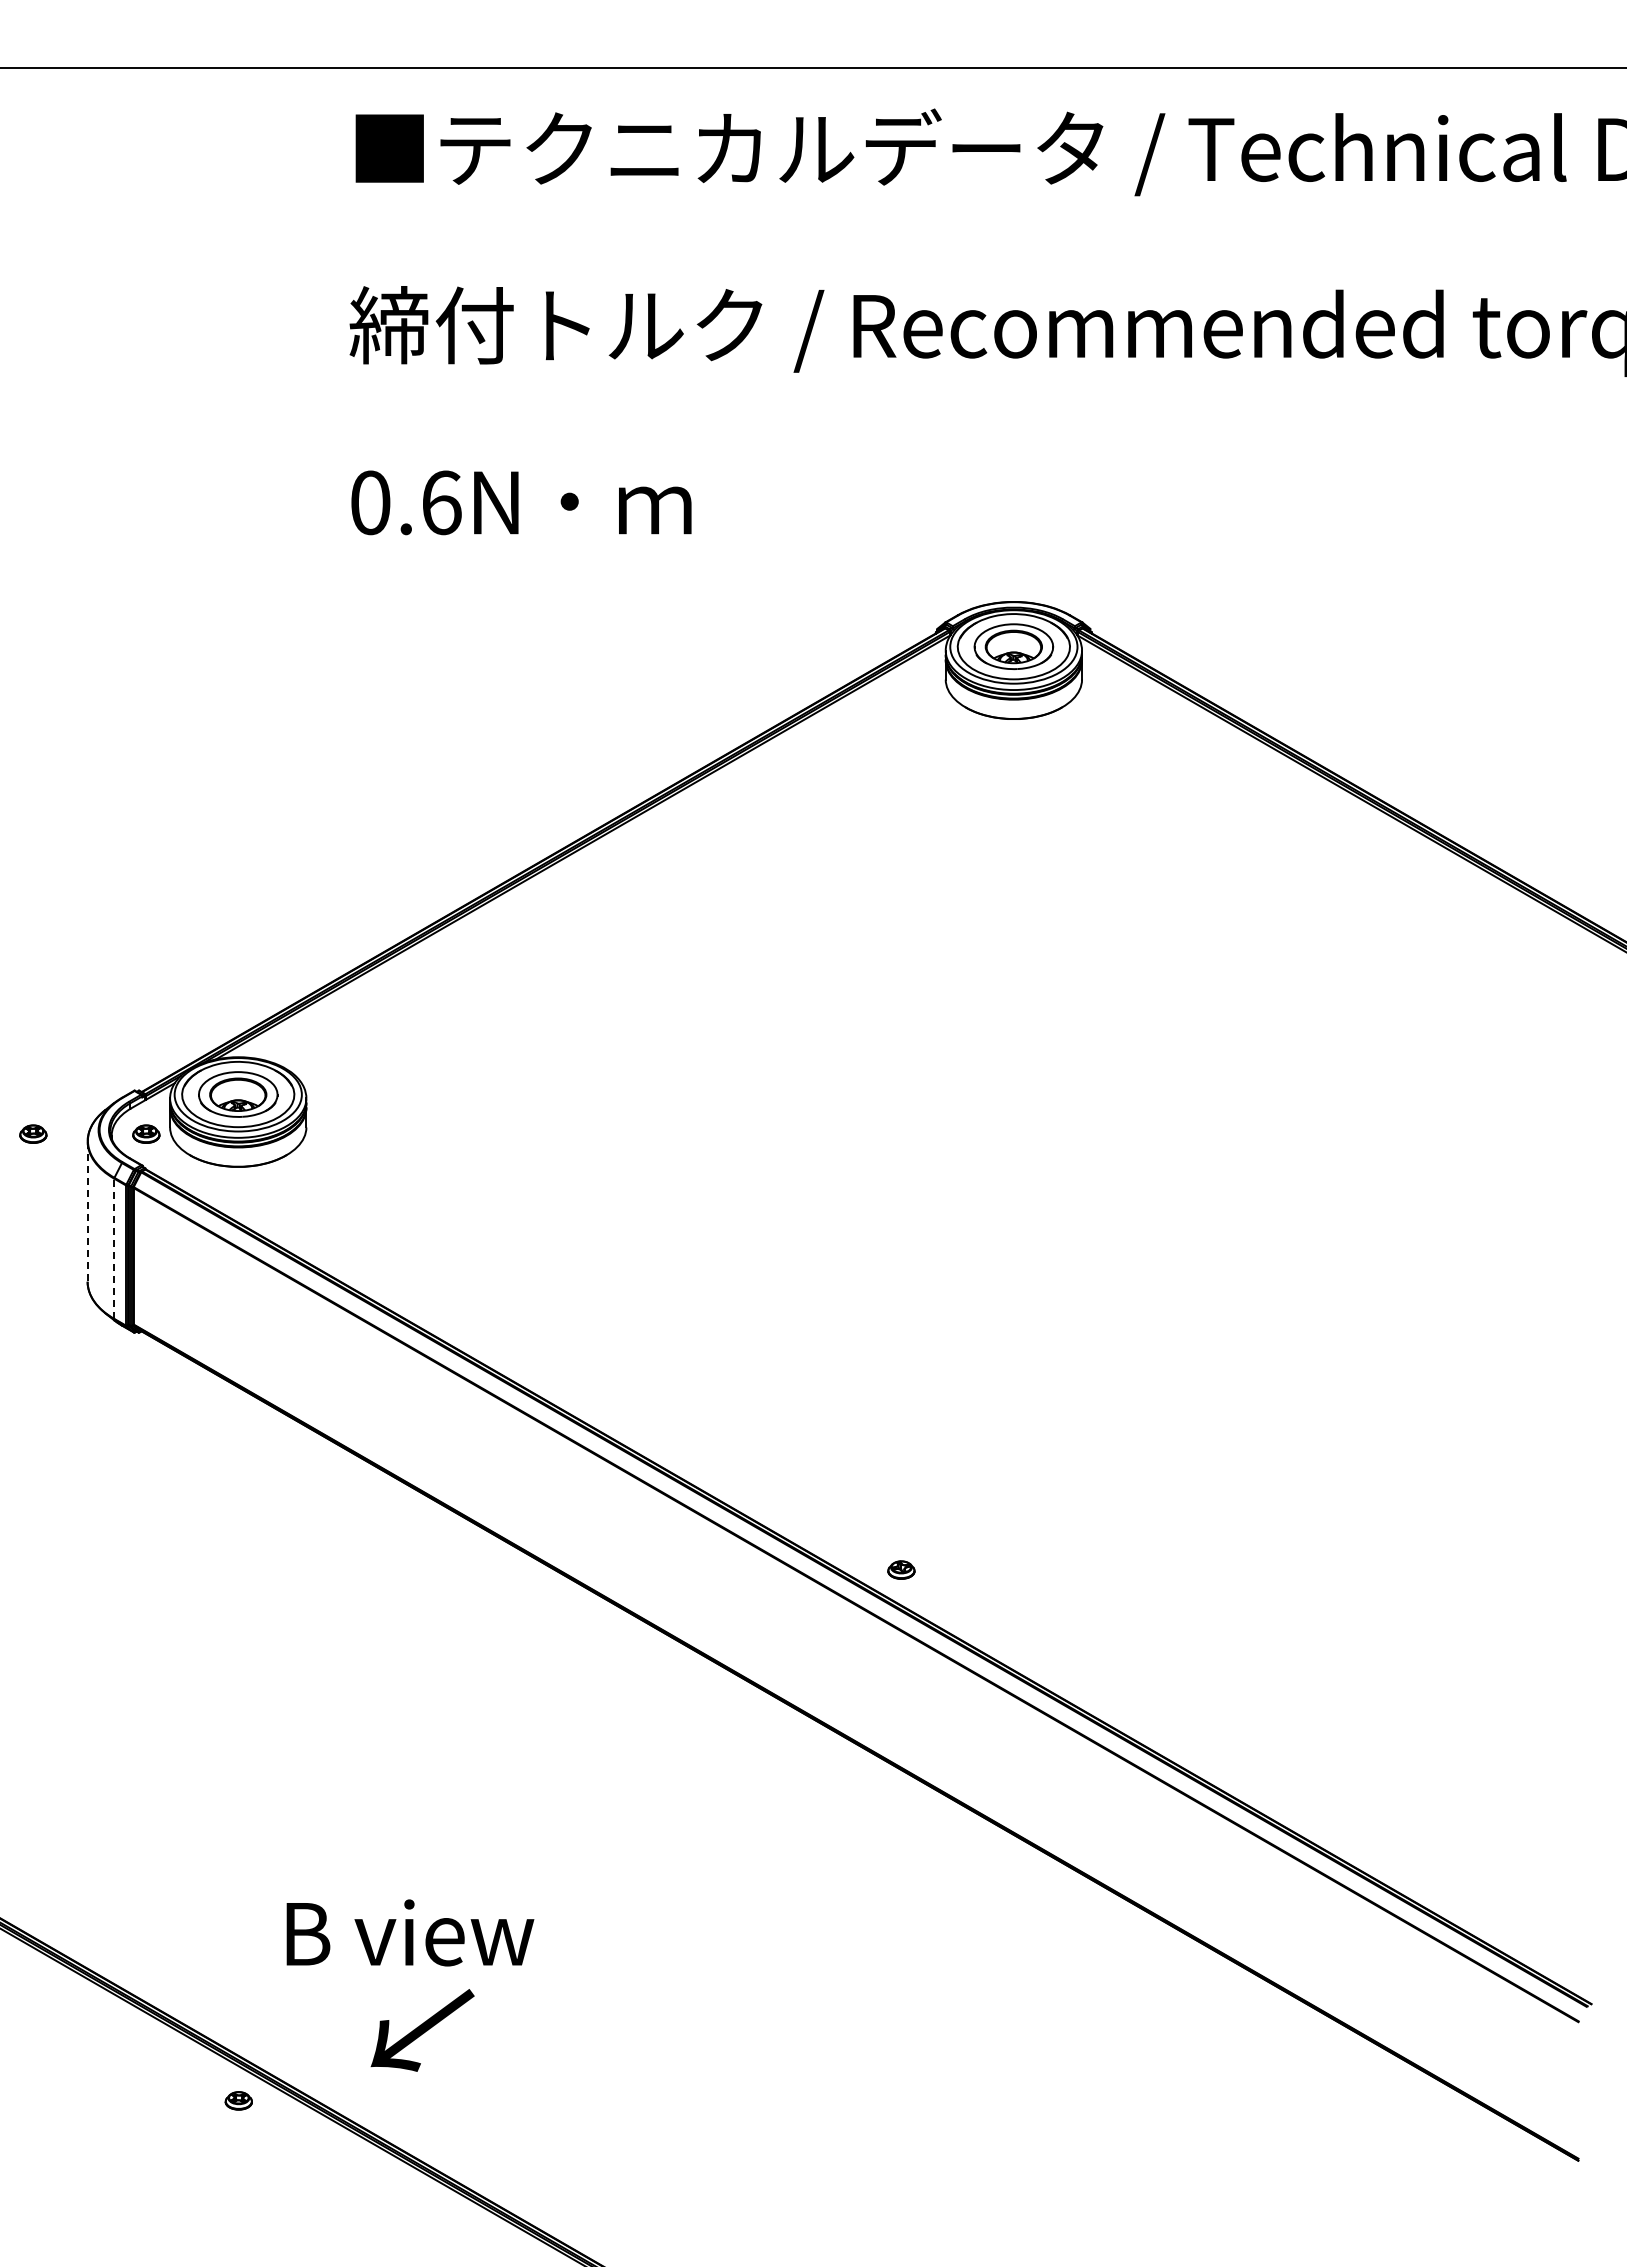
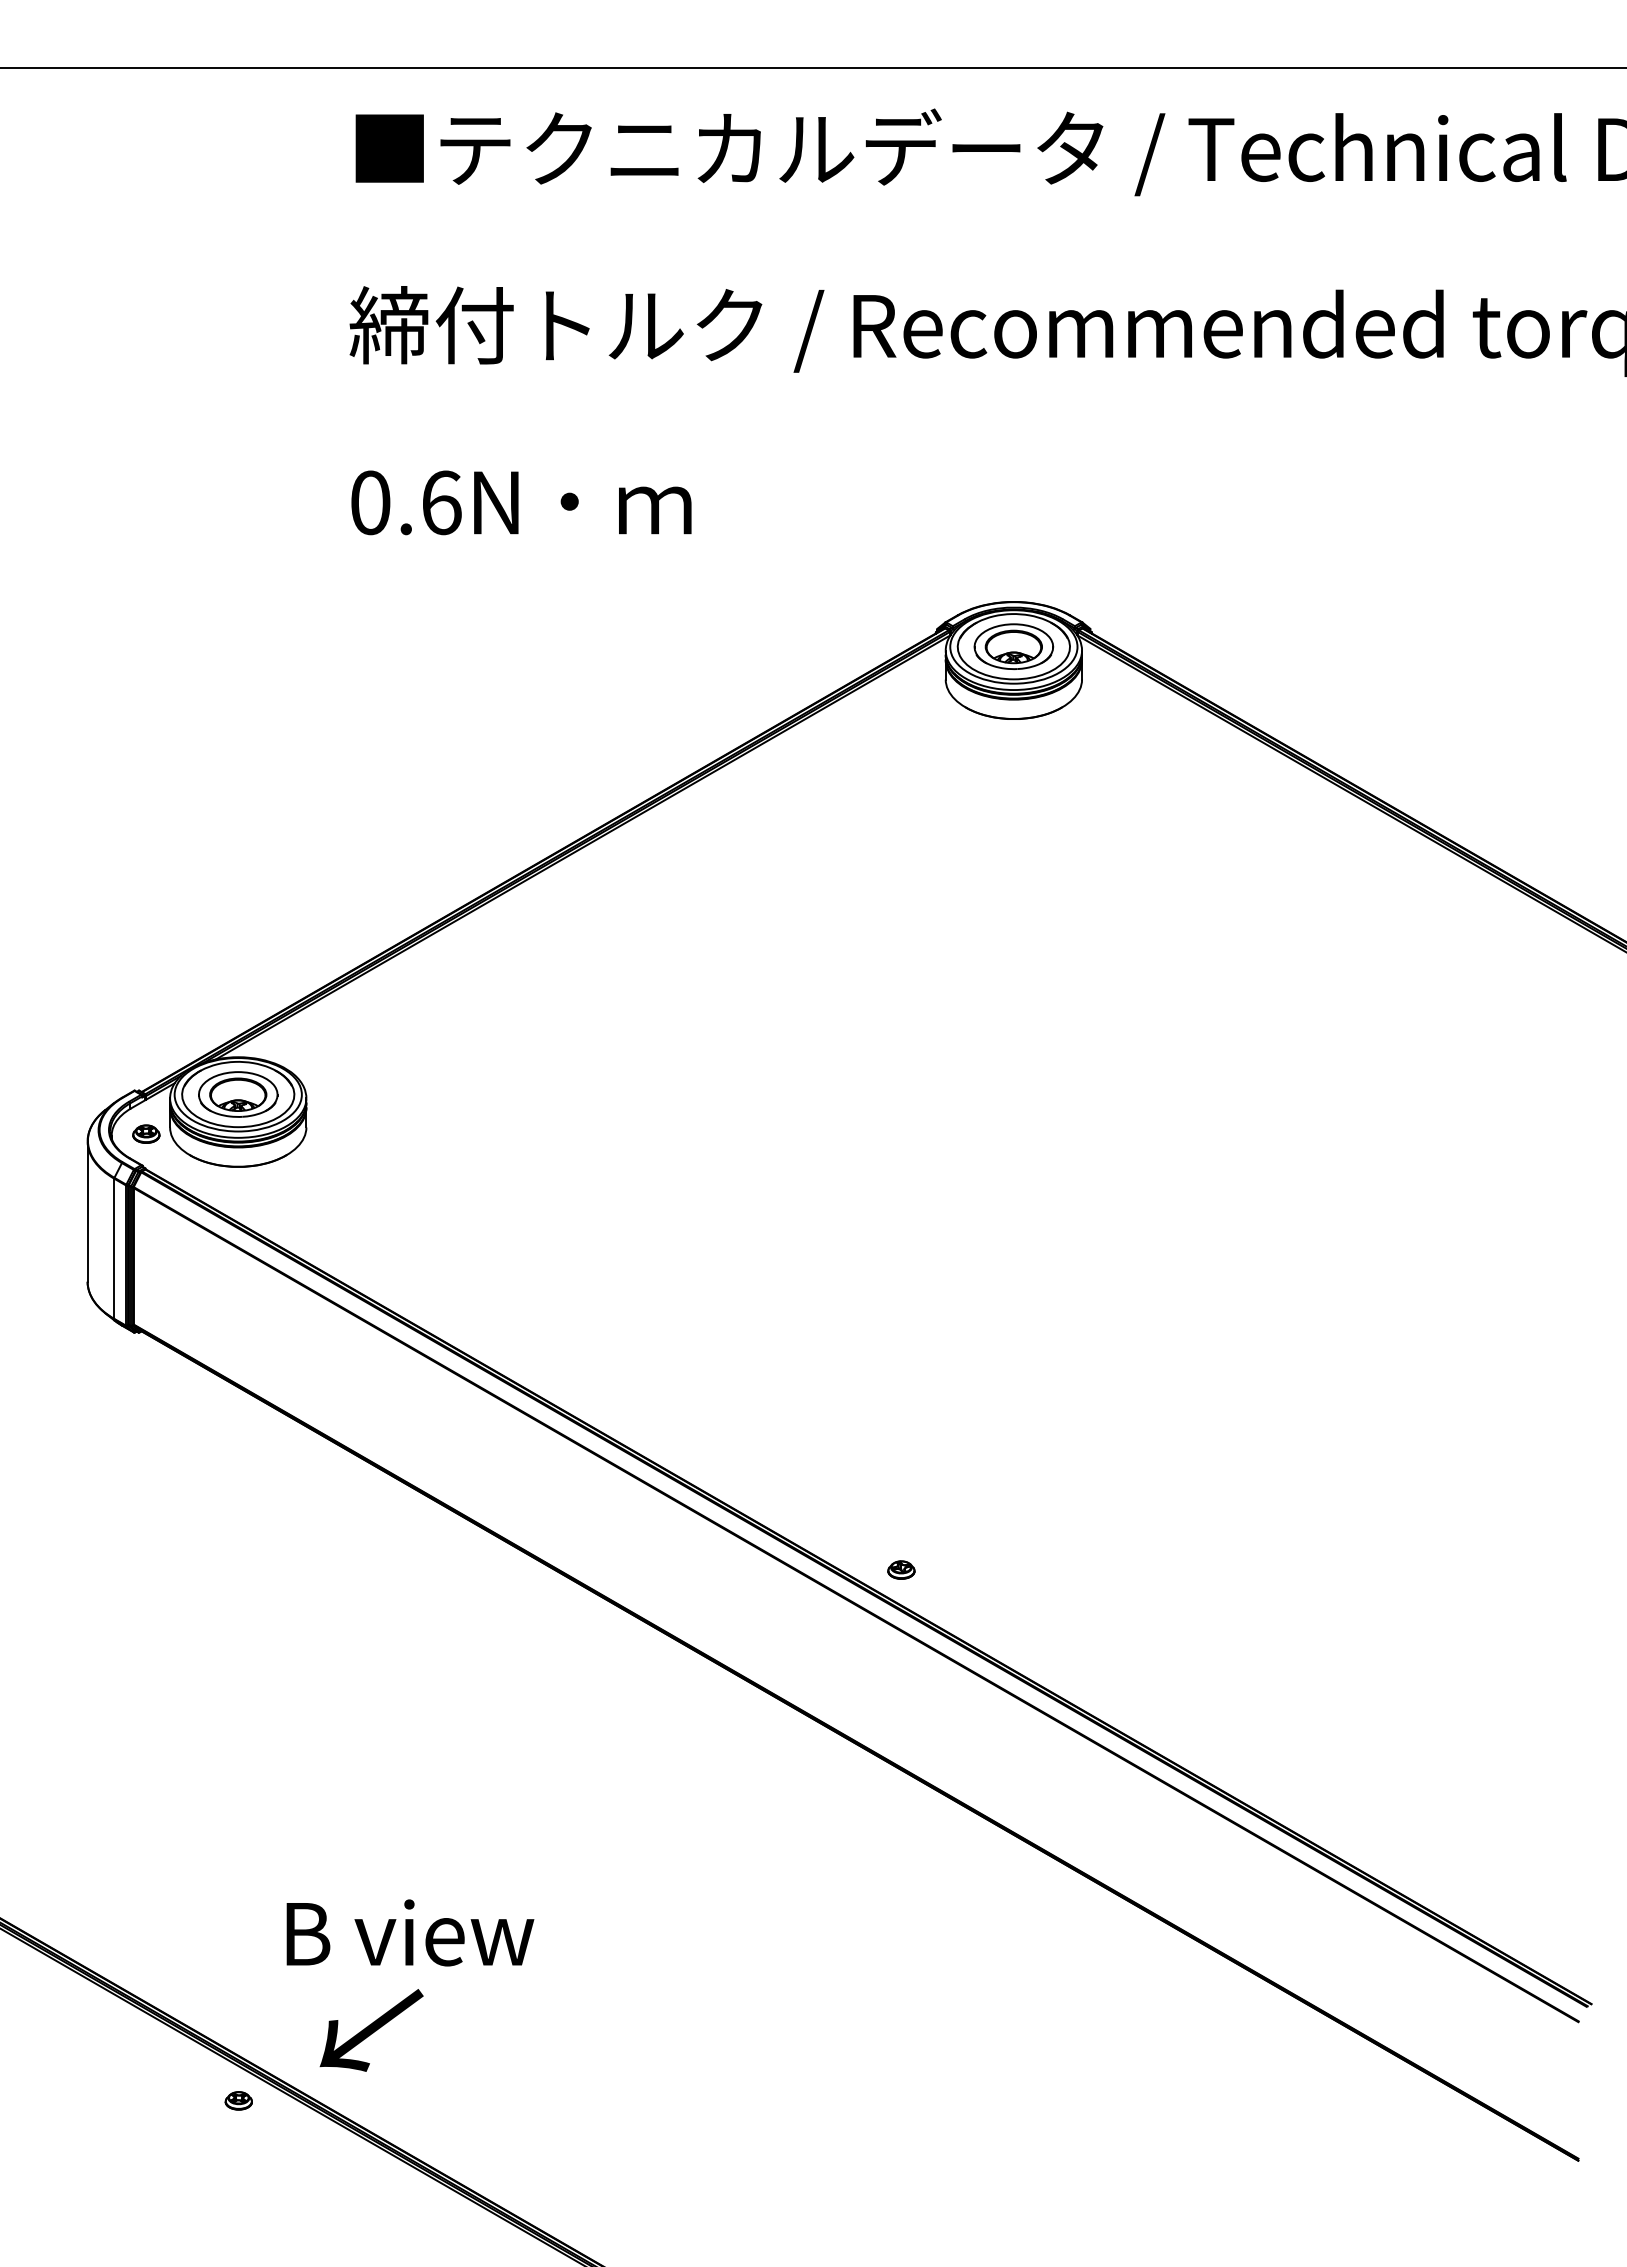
part: present -> none (33, 1133)
line: dashed -> solid (87, 1212)
line: dashed -> solid (114, 1248)
text position: (422, 2030) -> (371, 2030) (371, 2030)
